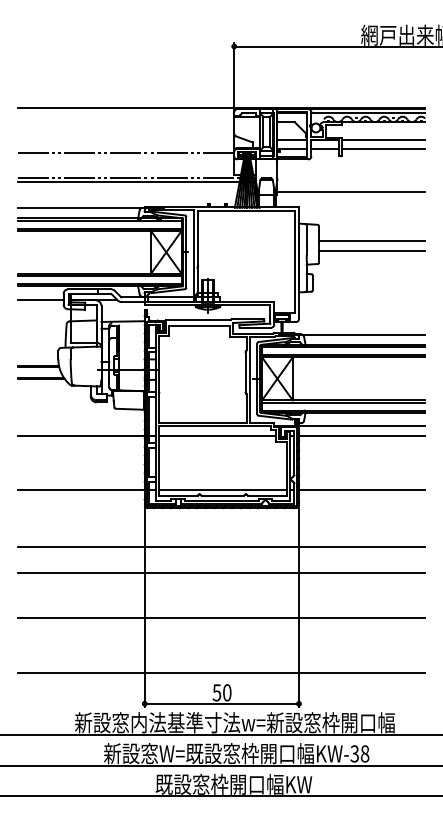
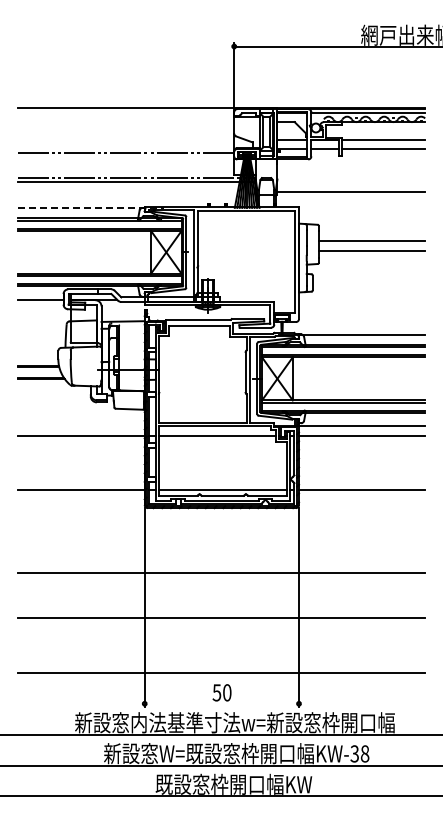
line: solid -> dashed (90, 208)
line: present -> none (221, 546)
line: present -> none (221, 703)
